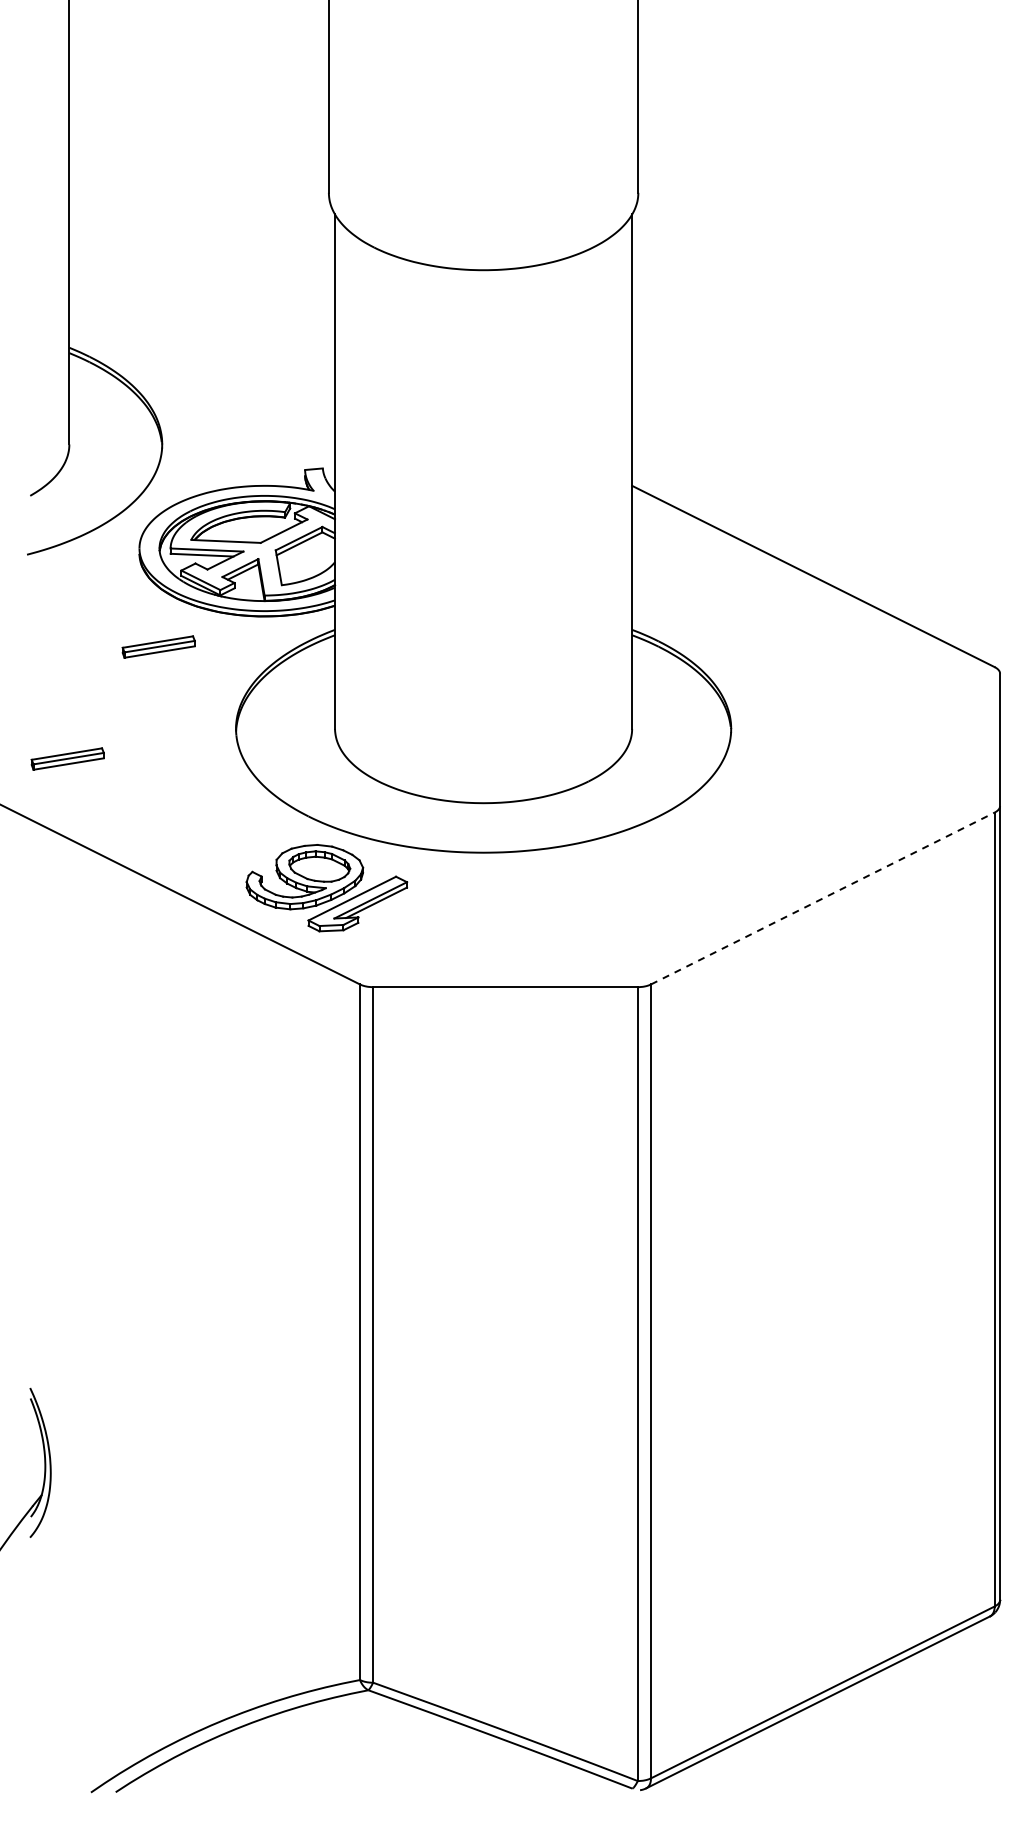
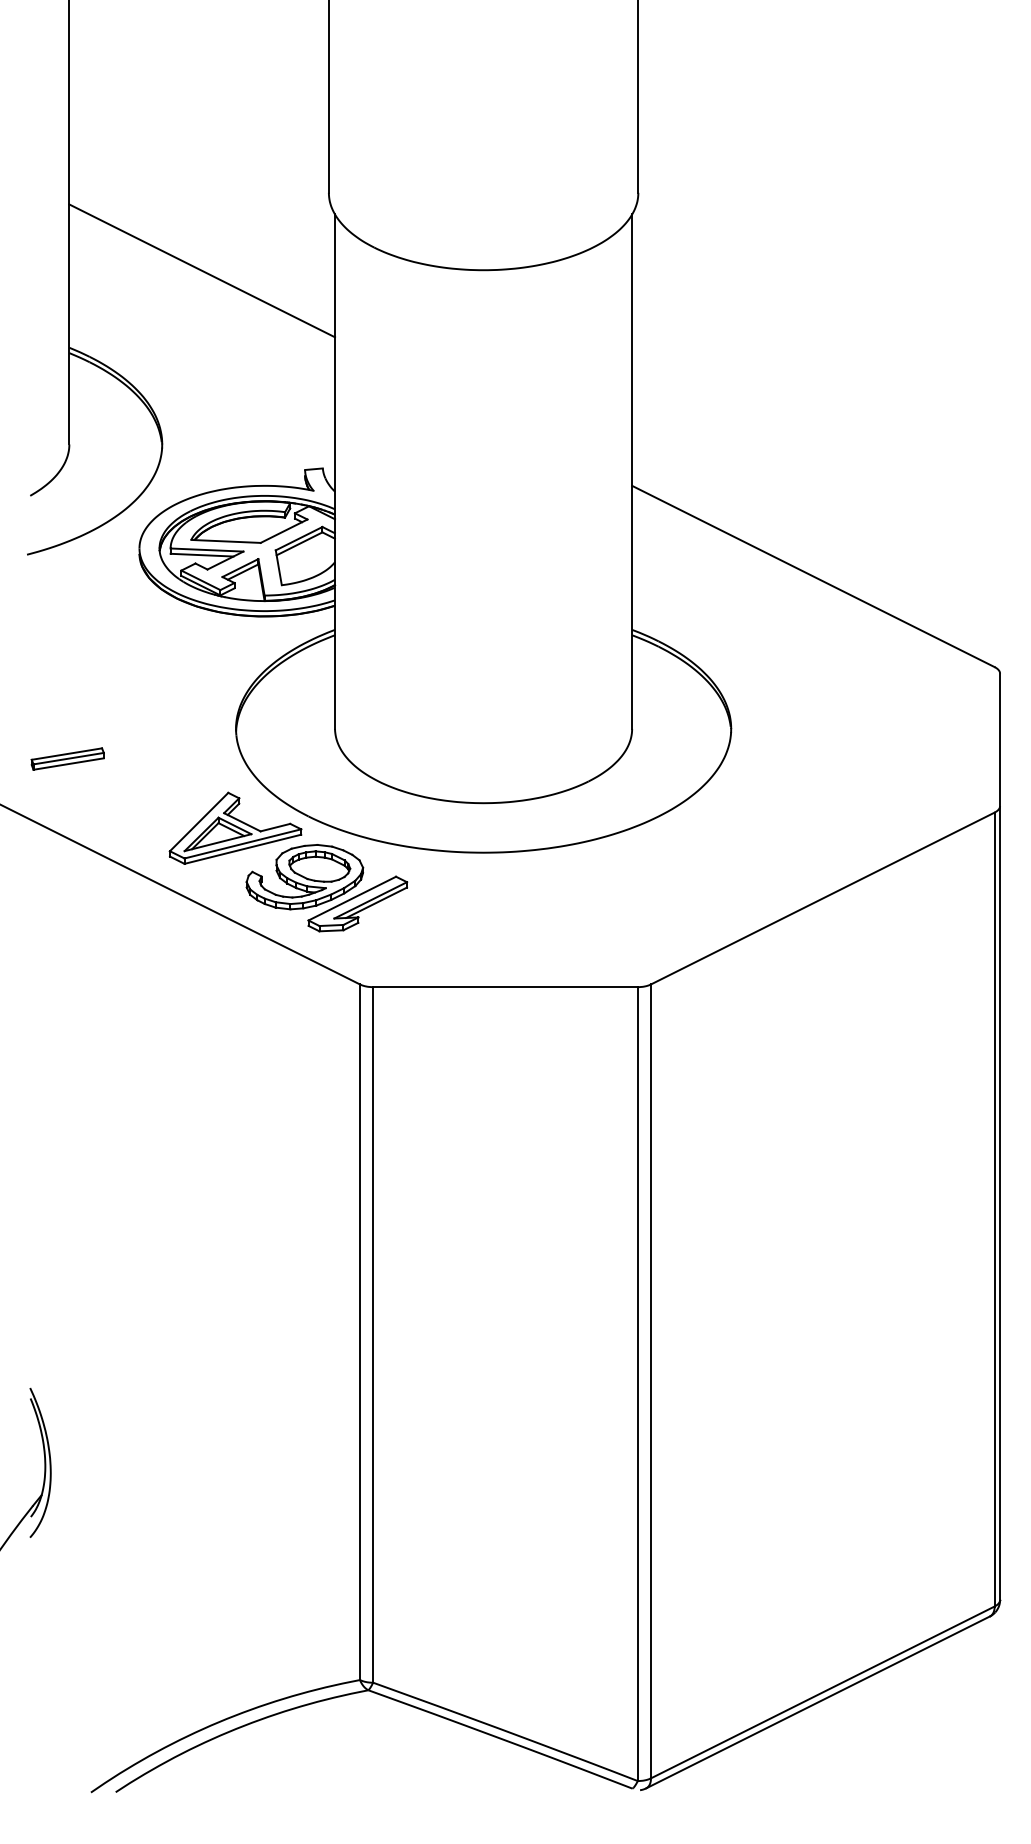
line: none -> present (202, 270)
part: present -> none (158, 646)
part: none -> present (235, 827)
line: dashed -> solid (823, 898)
